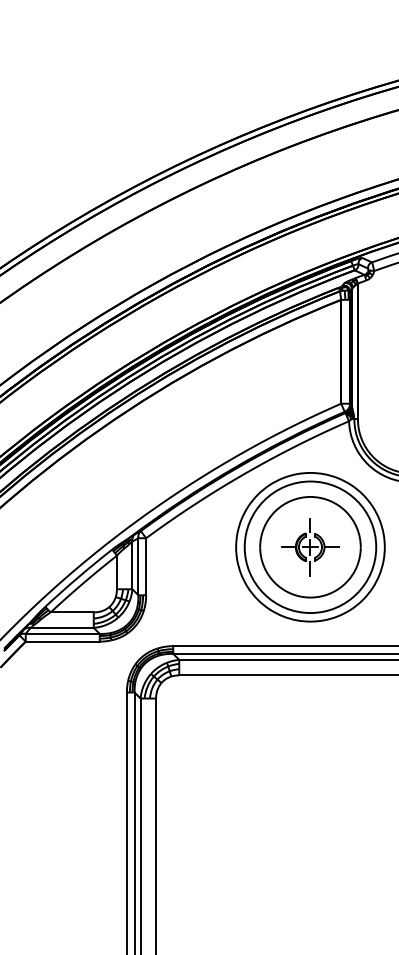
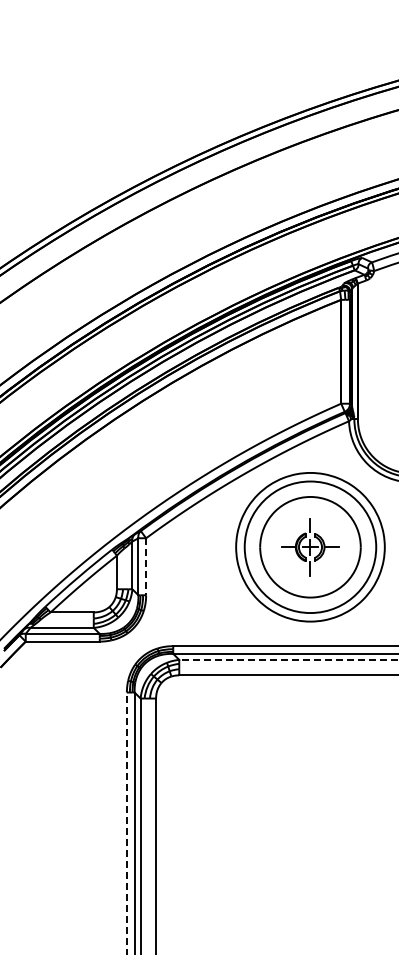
line: solid -> dashed (146, 566)
line: solid -> dashed (289, 659)
line: solid -> dashed (126, 823)
